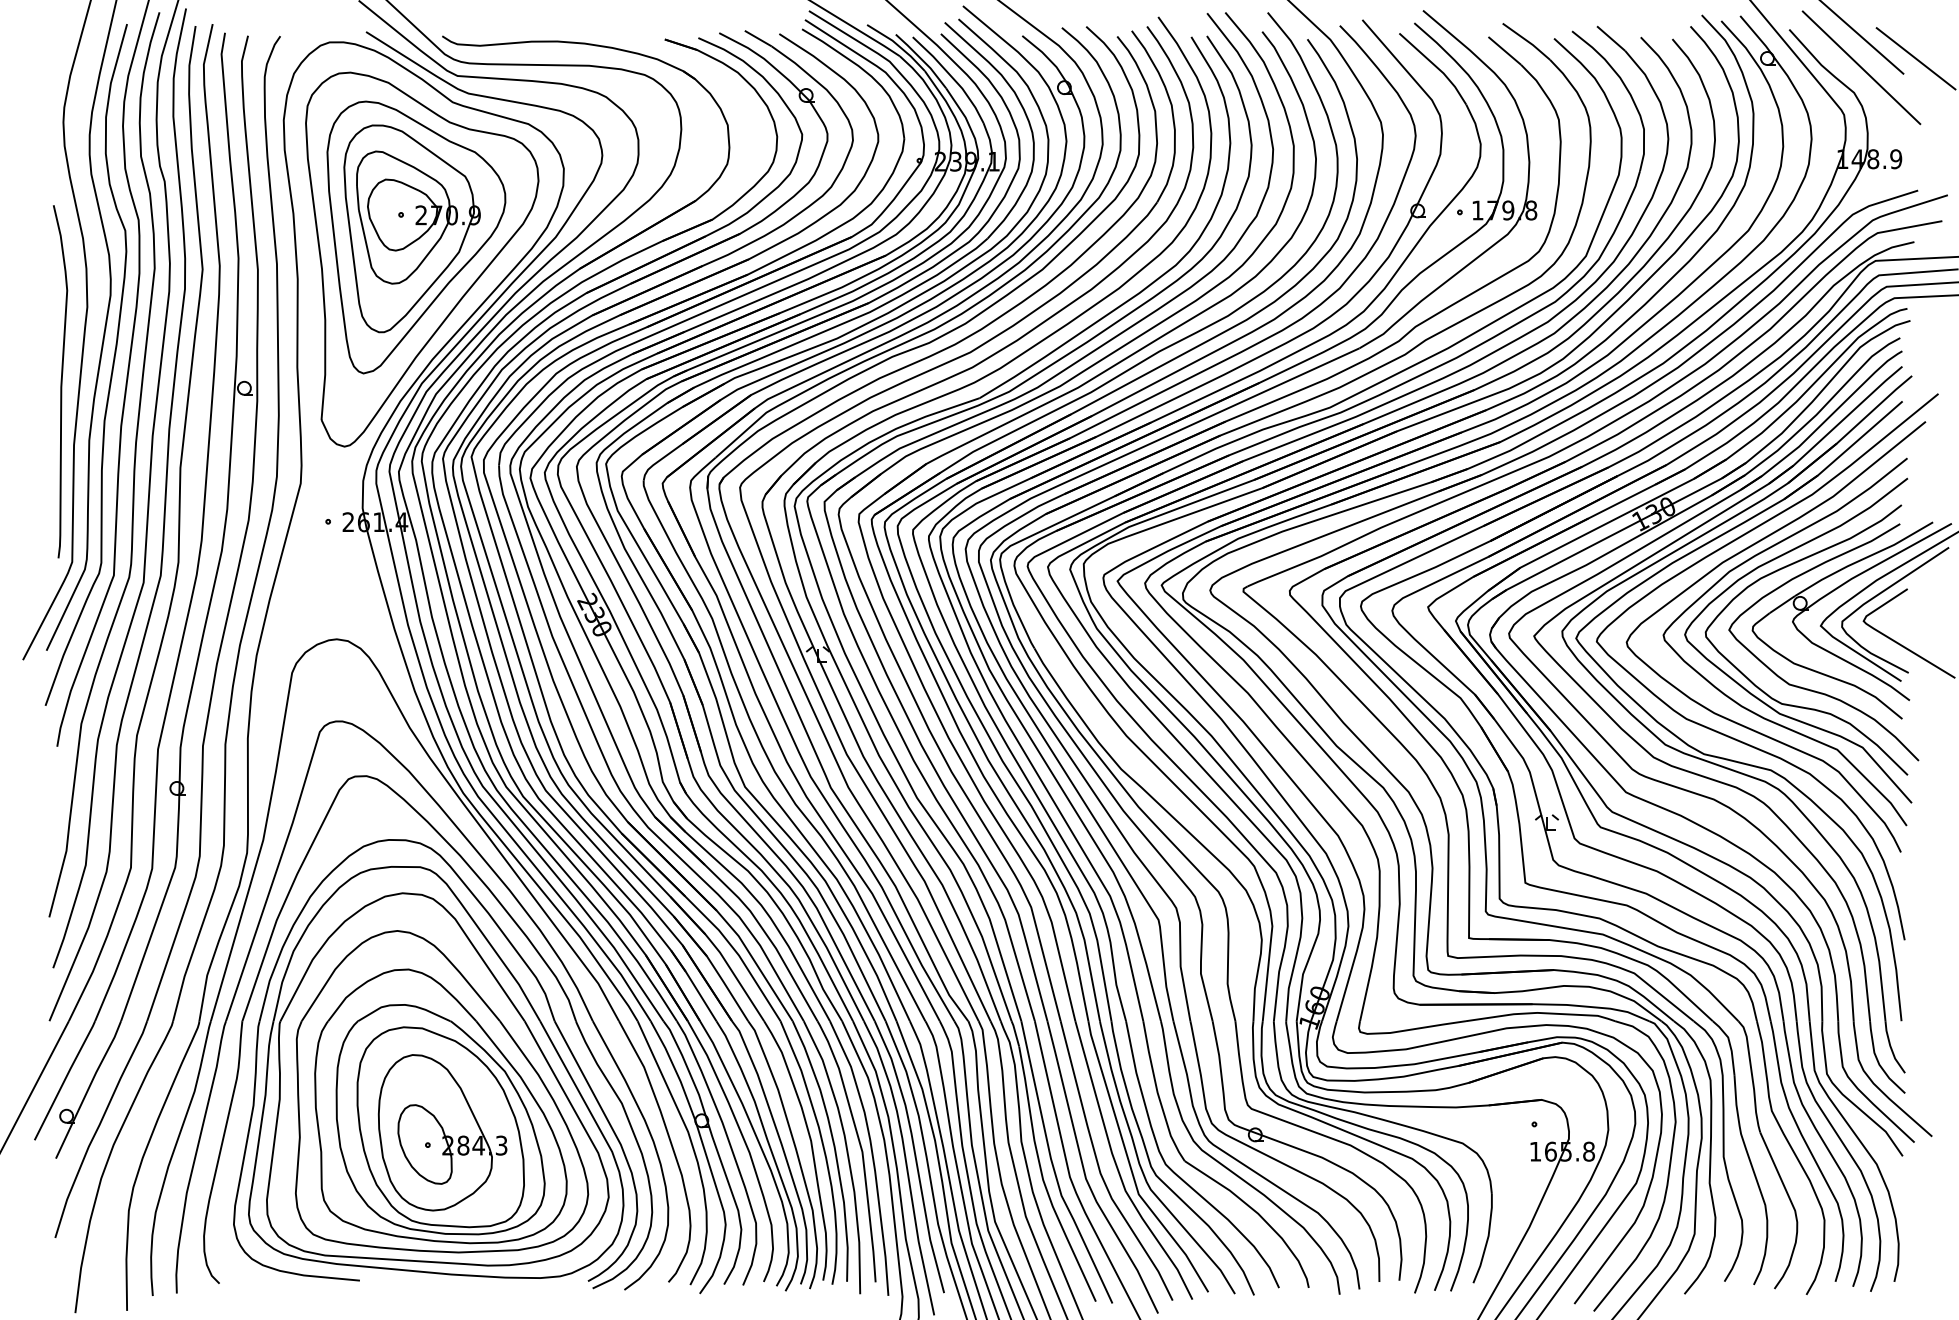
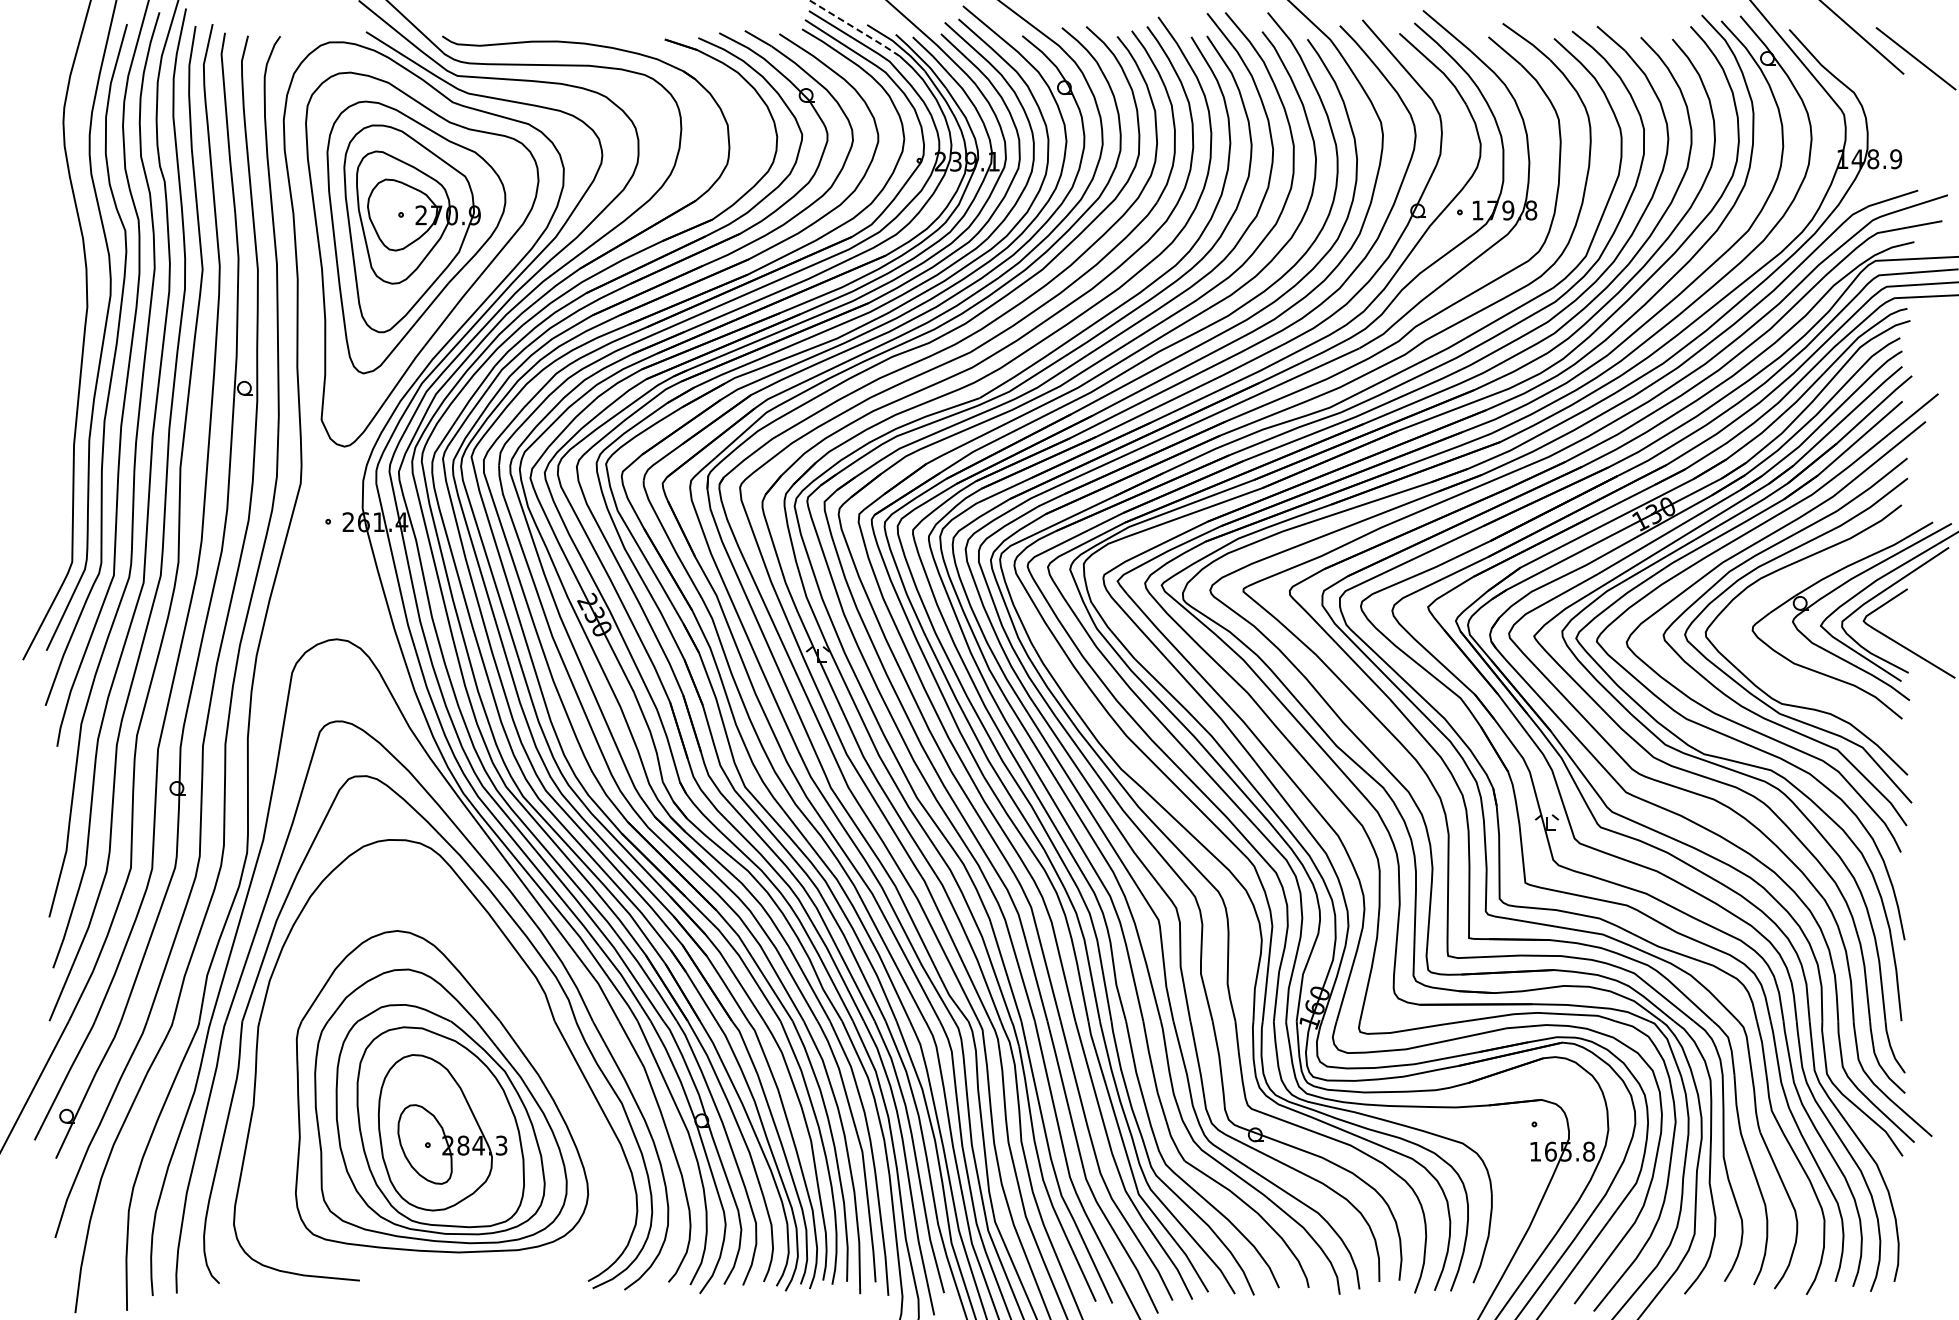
line: solid -> dashed (855, 28)
line: present -> none (1861, 67)
curve: present -> none (60, 381)
curve: present -> none (1808, 688)
part: present -> none (436, 1072)
